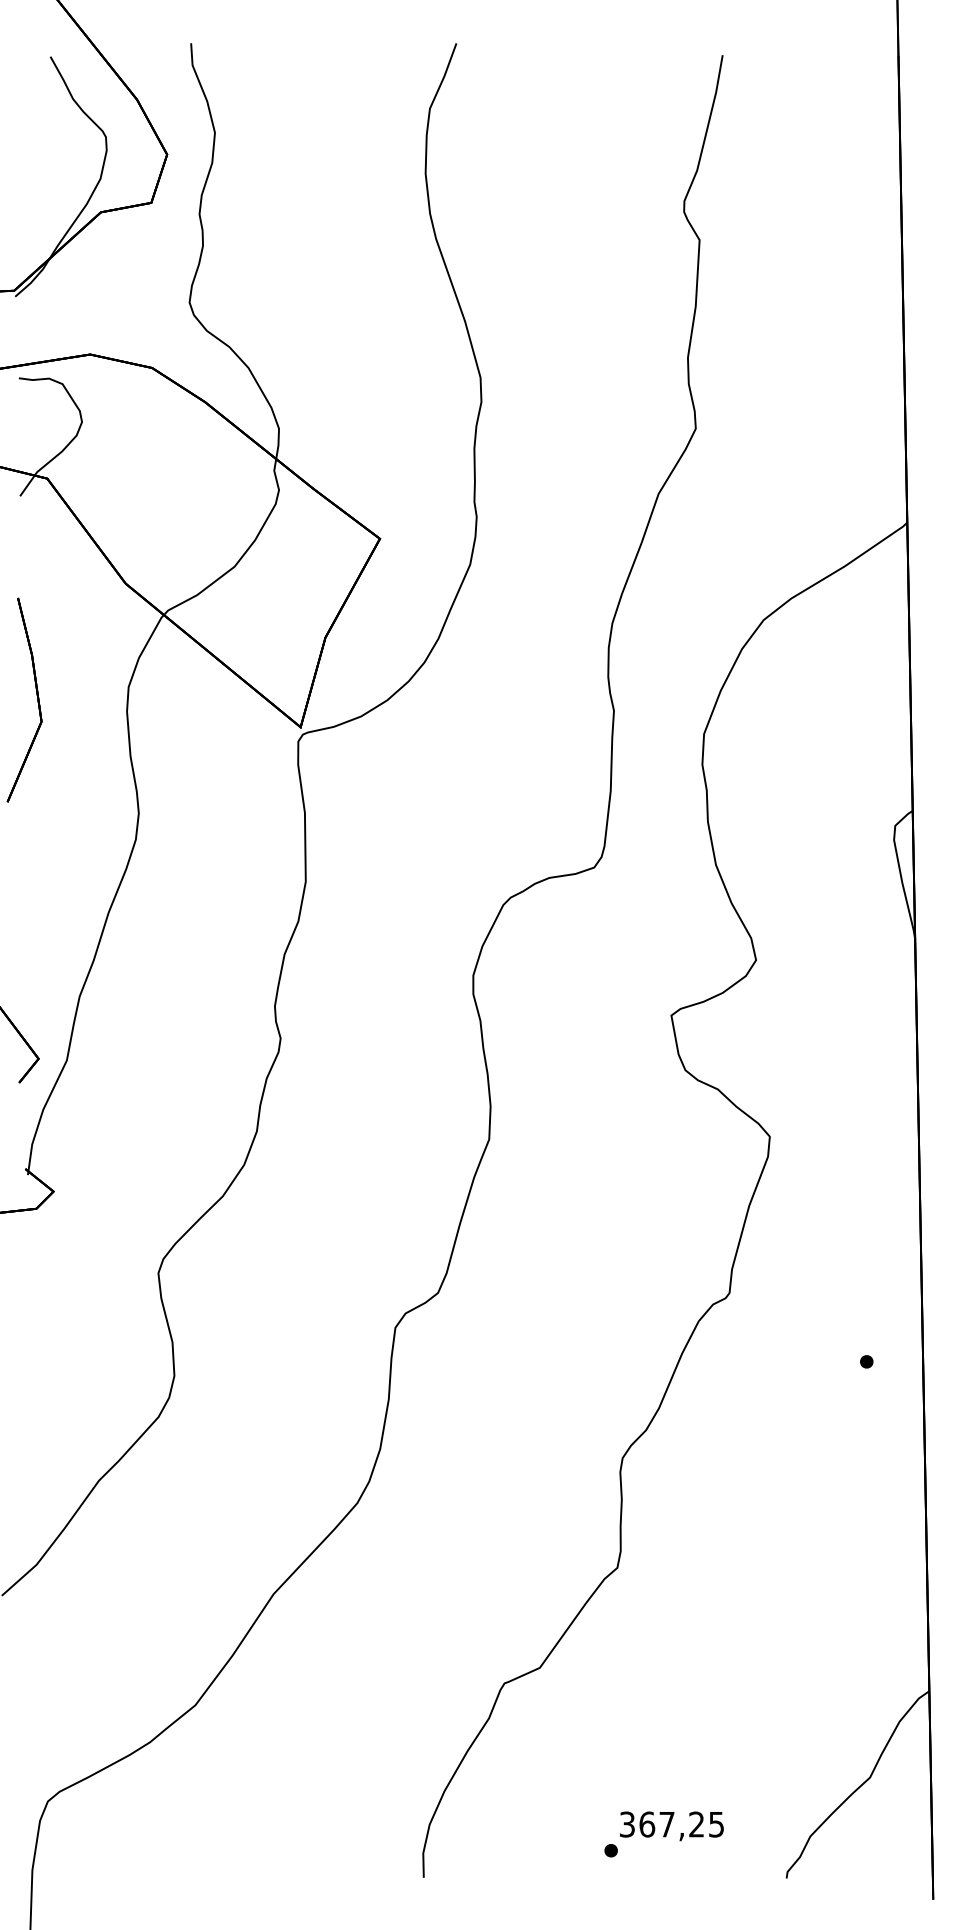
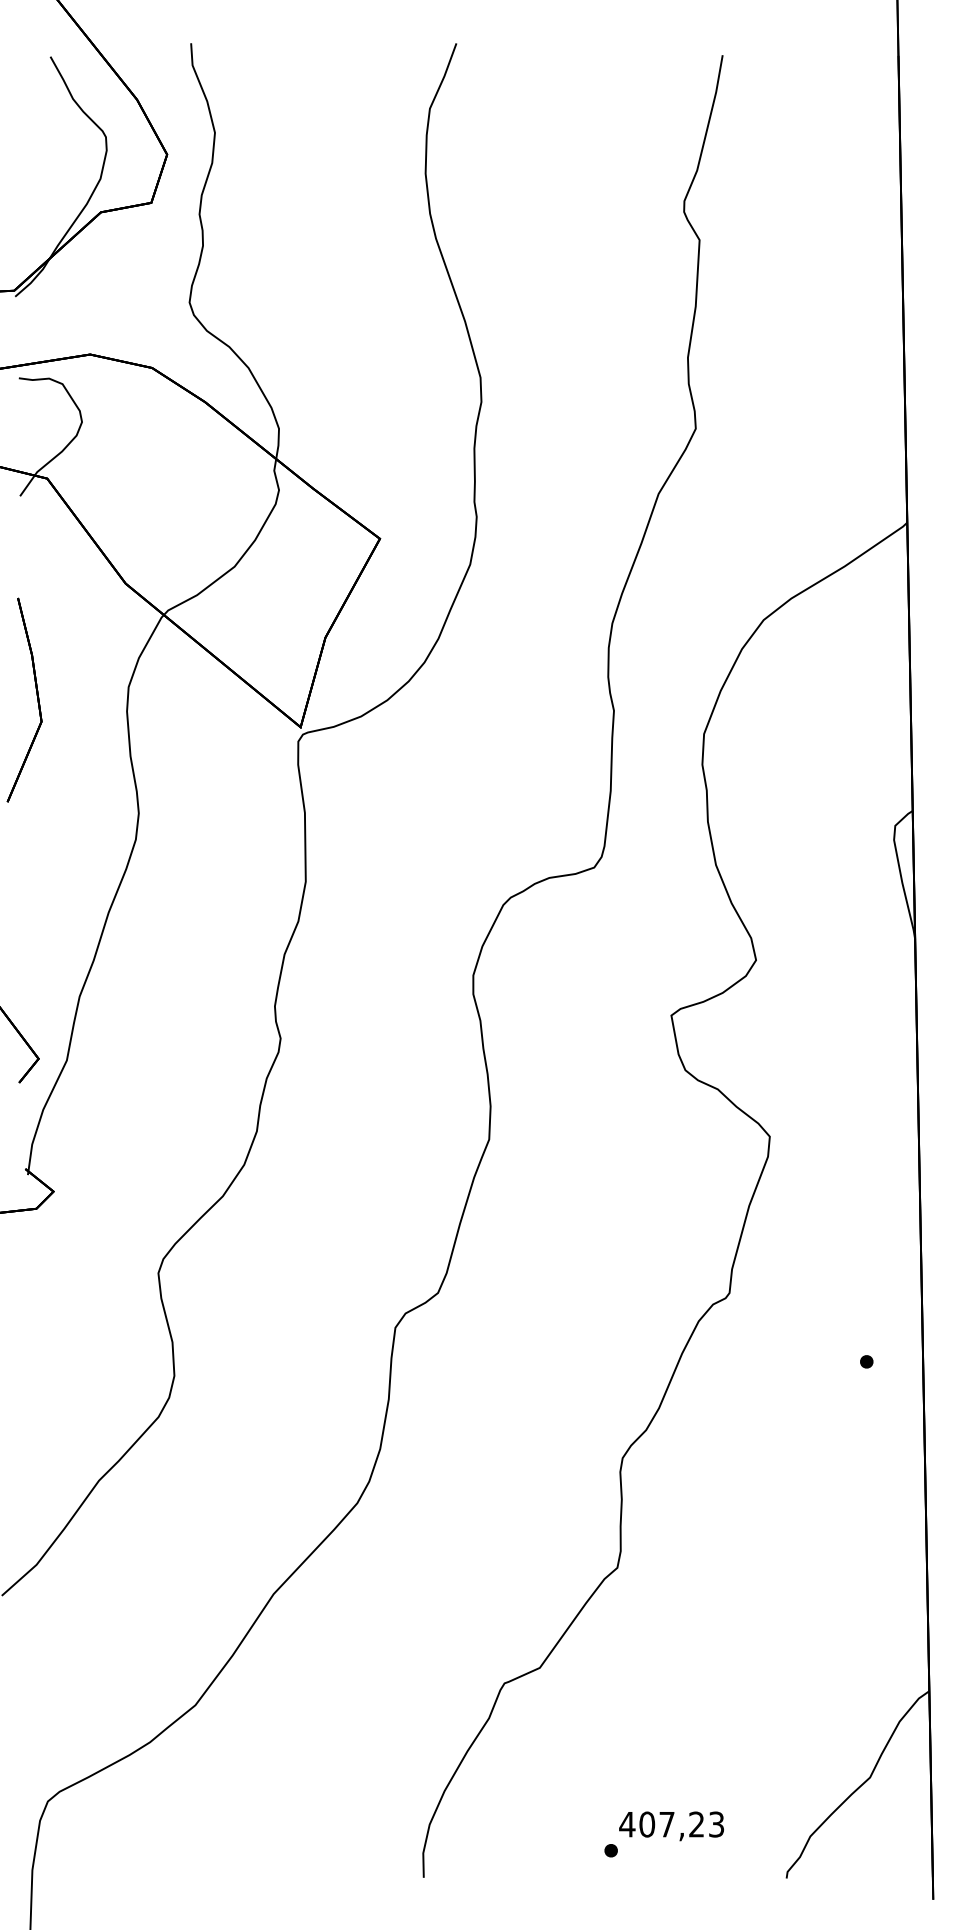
text: 367,25 -> 407,23 (671, 1824)
